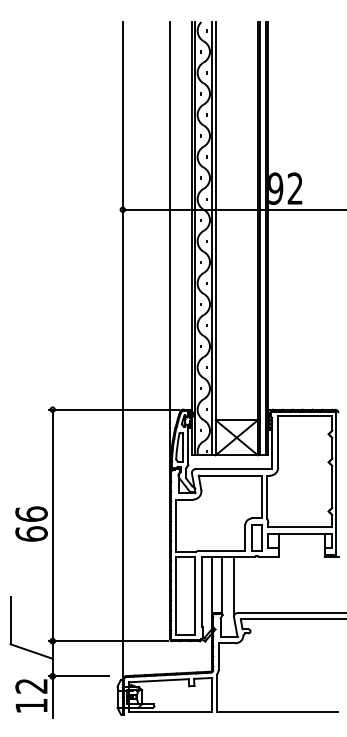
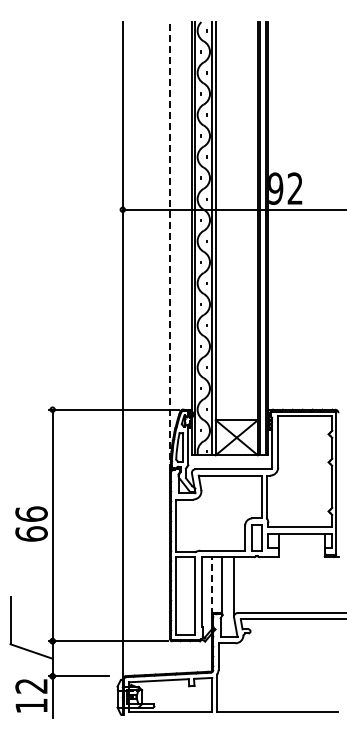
line: solid -> dashed (170, 246)
line: solid -> dashed (212, 585)
